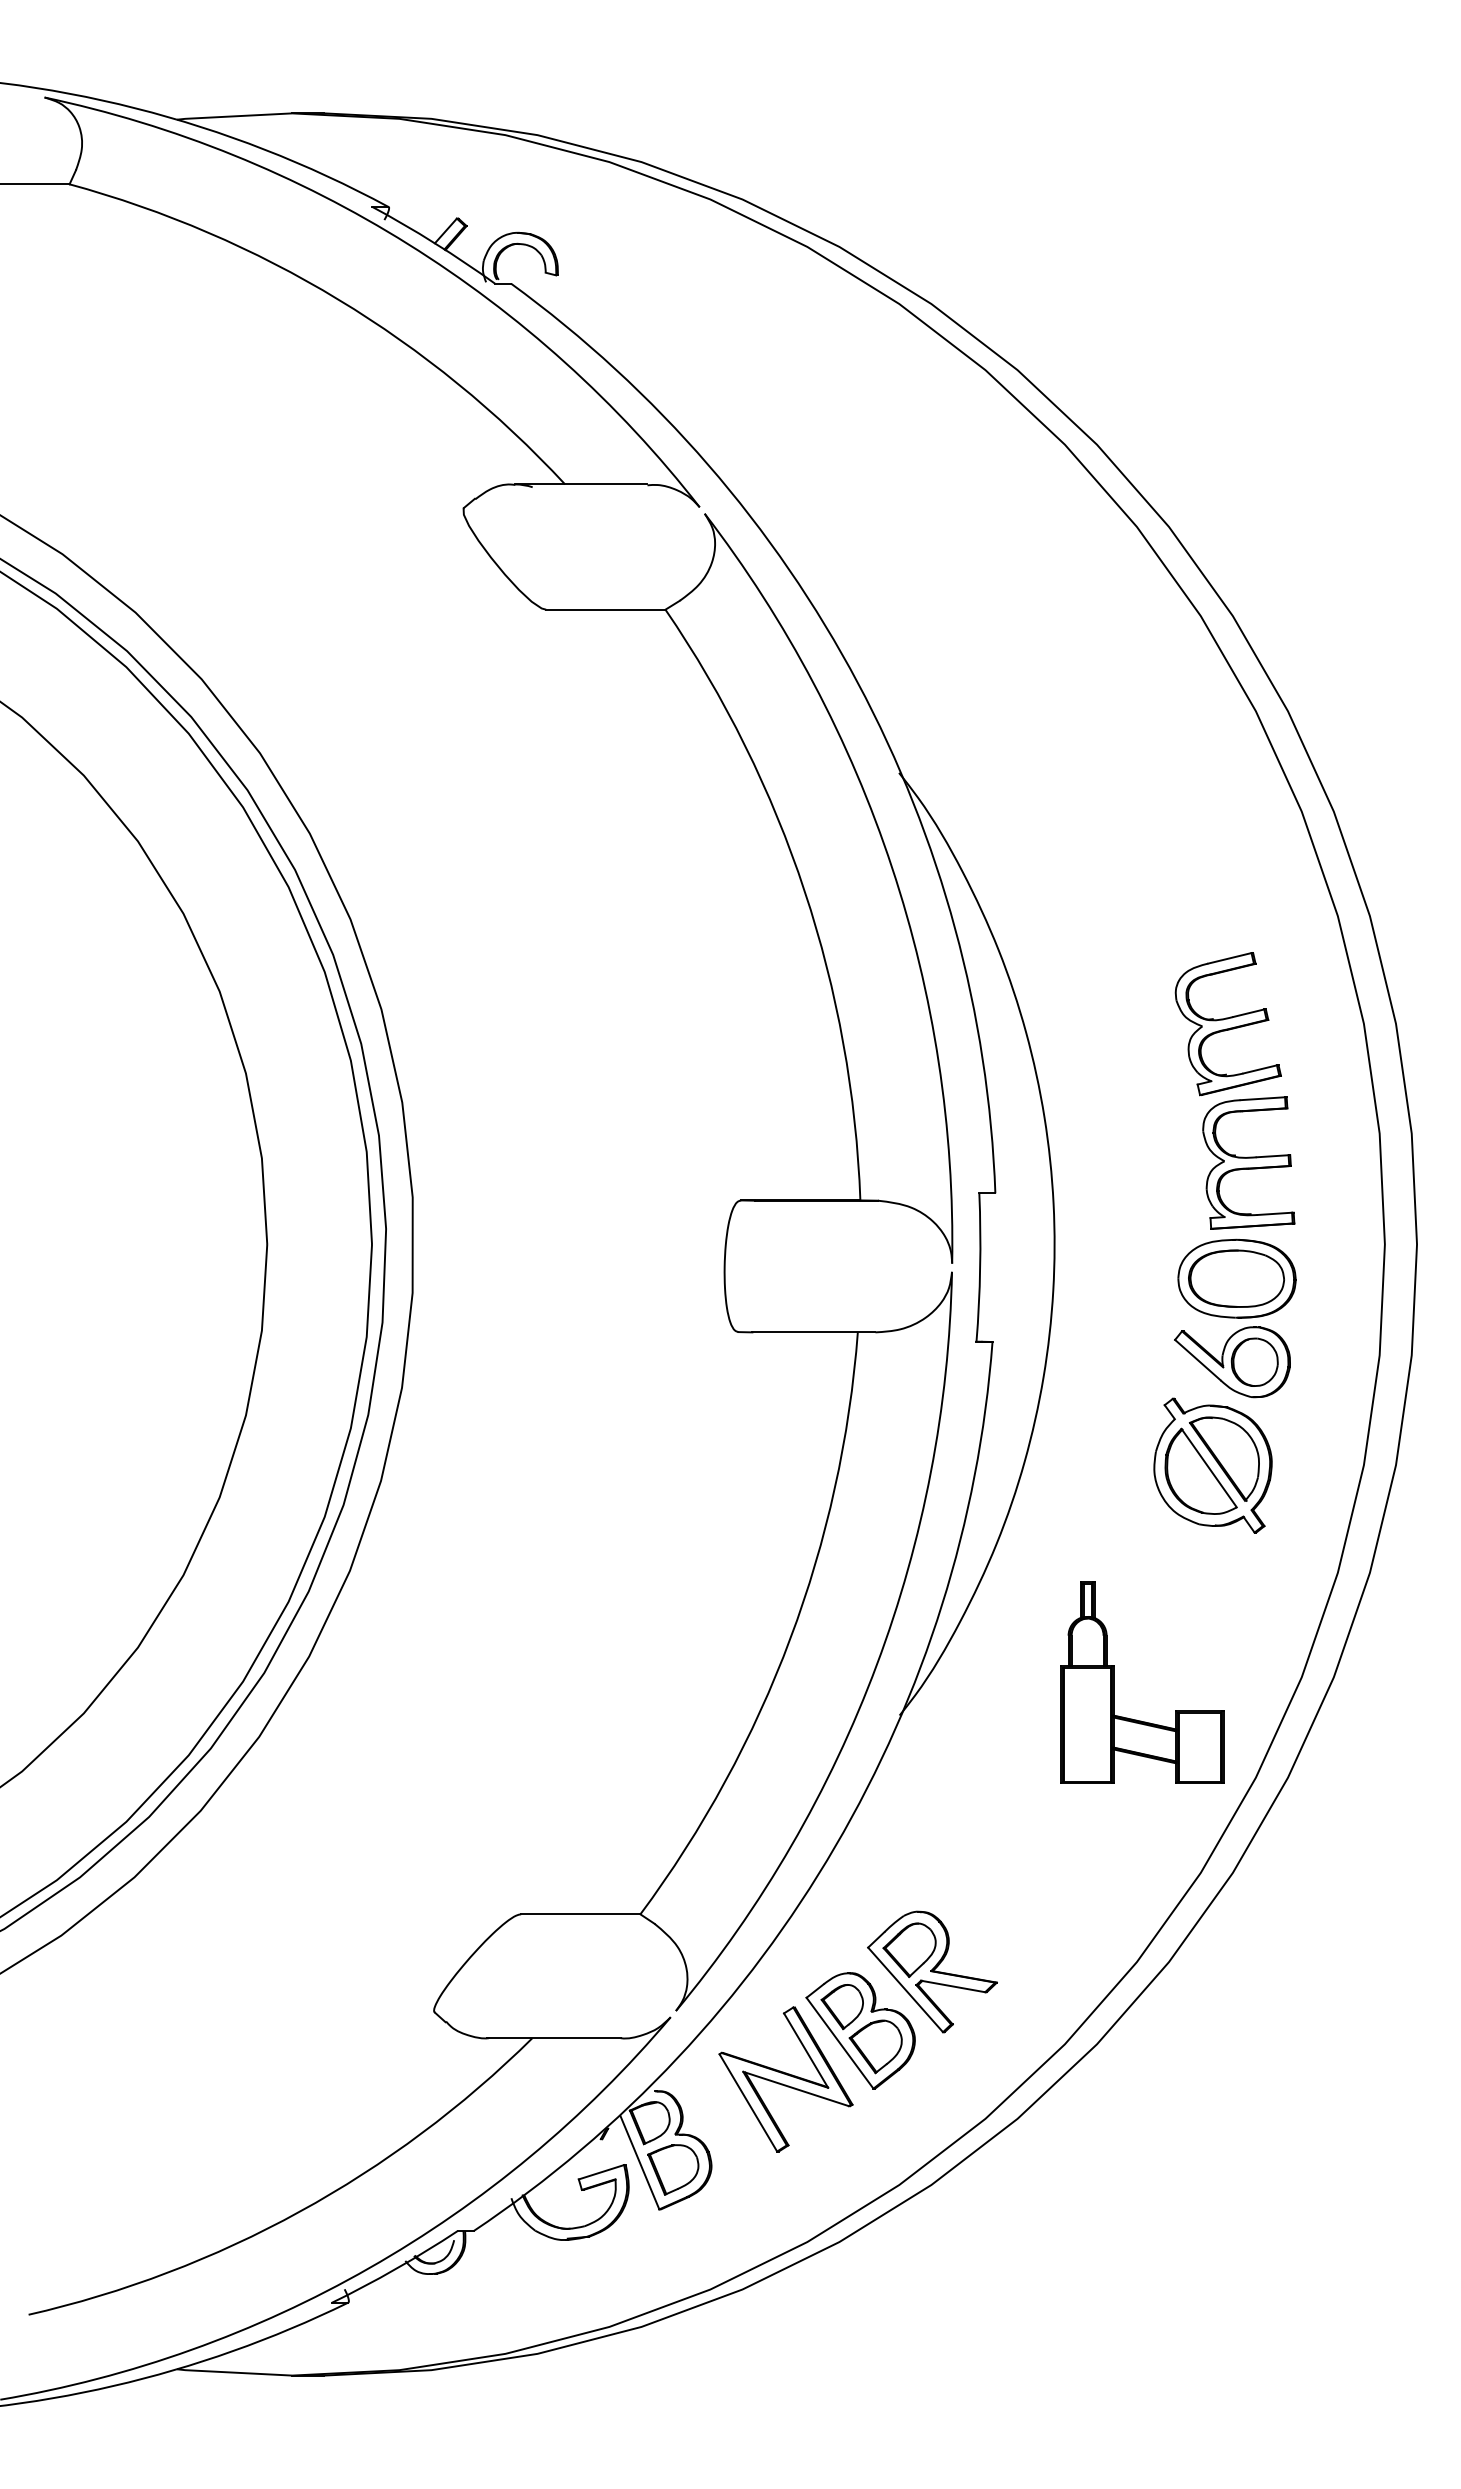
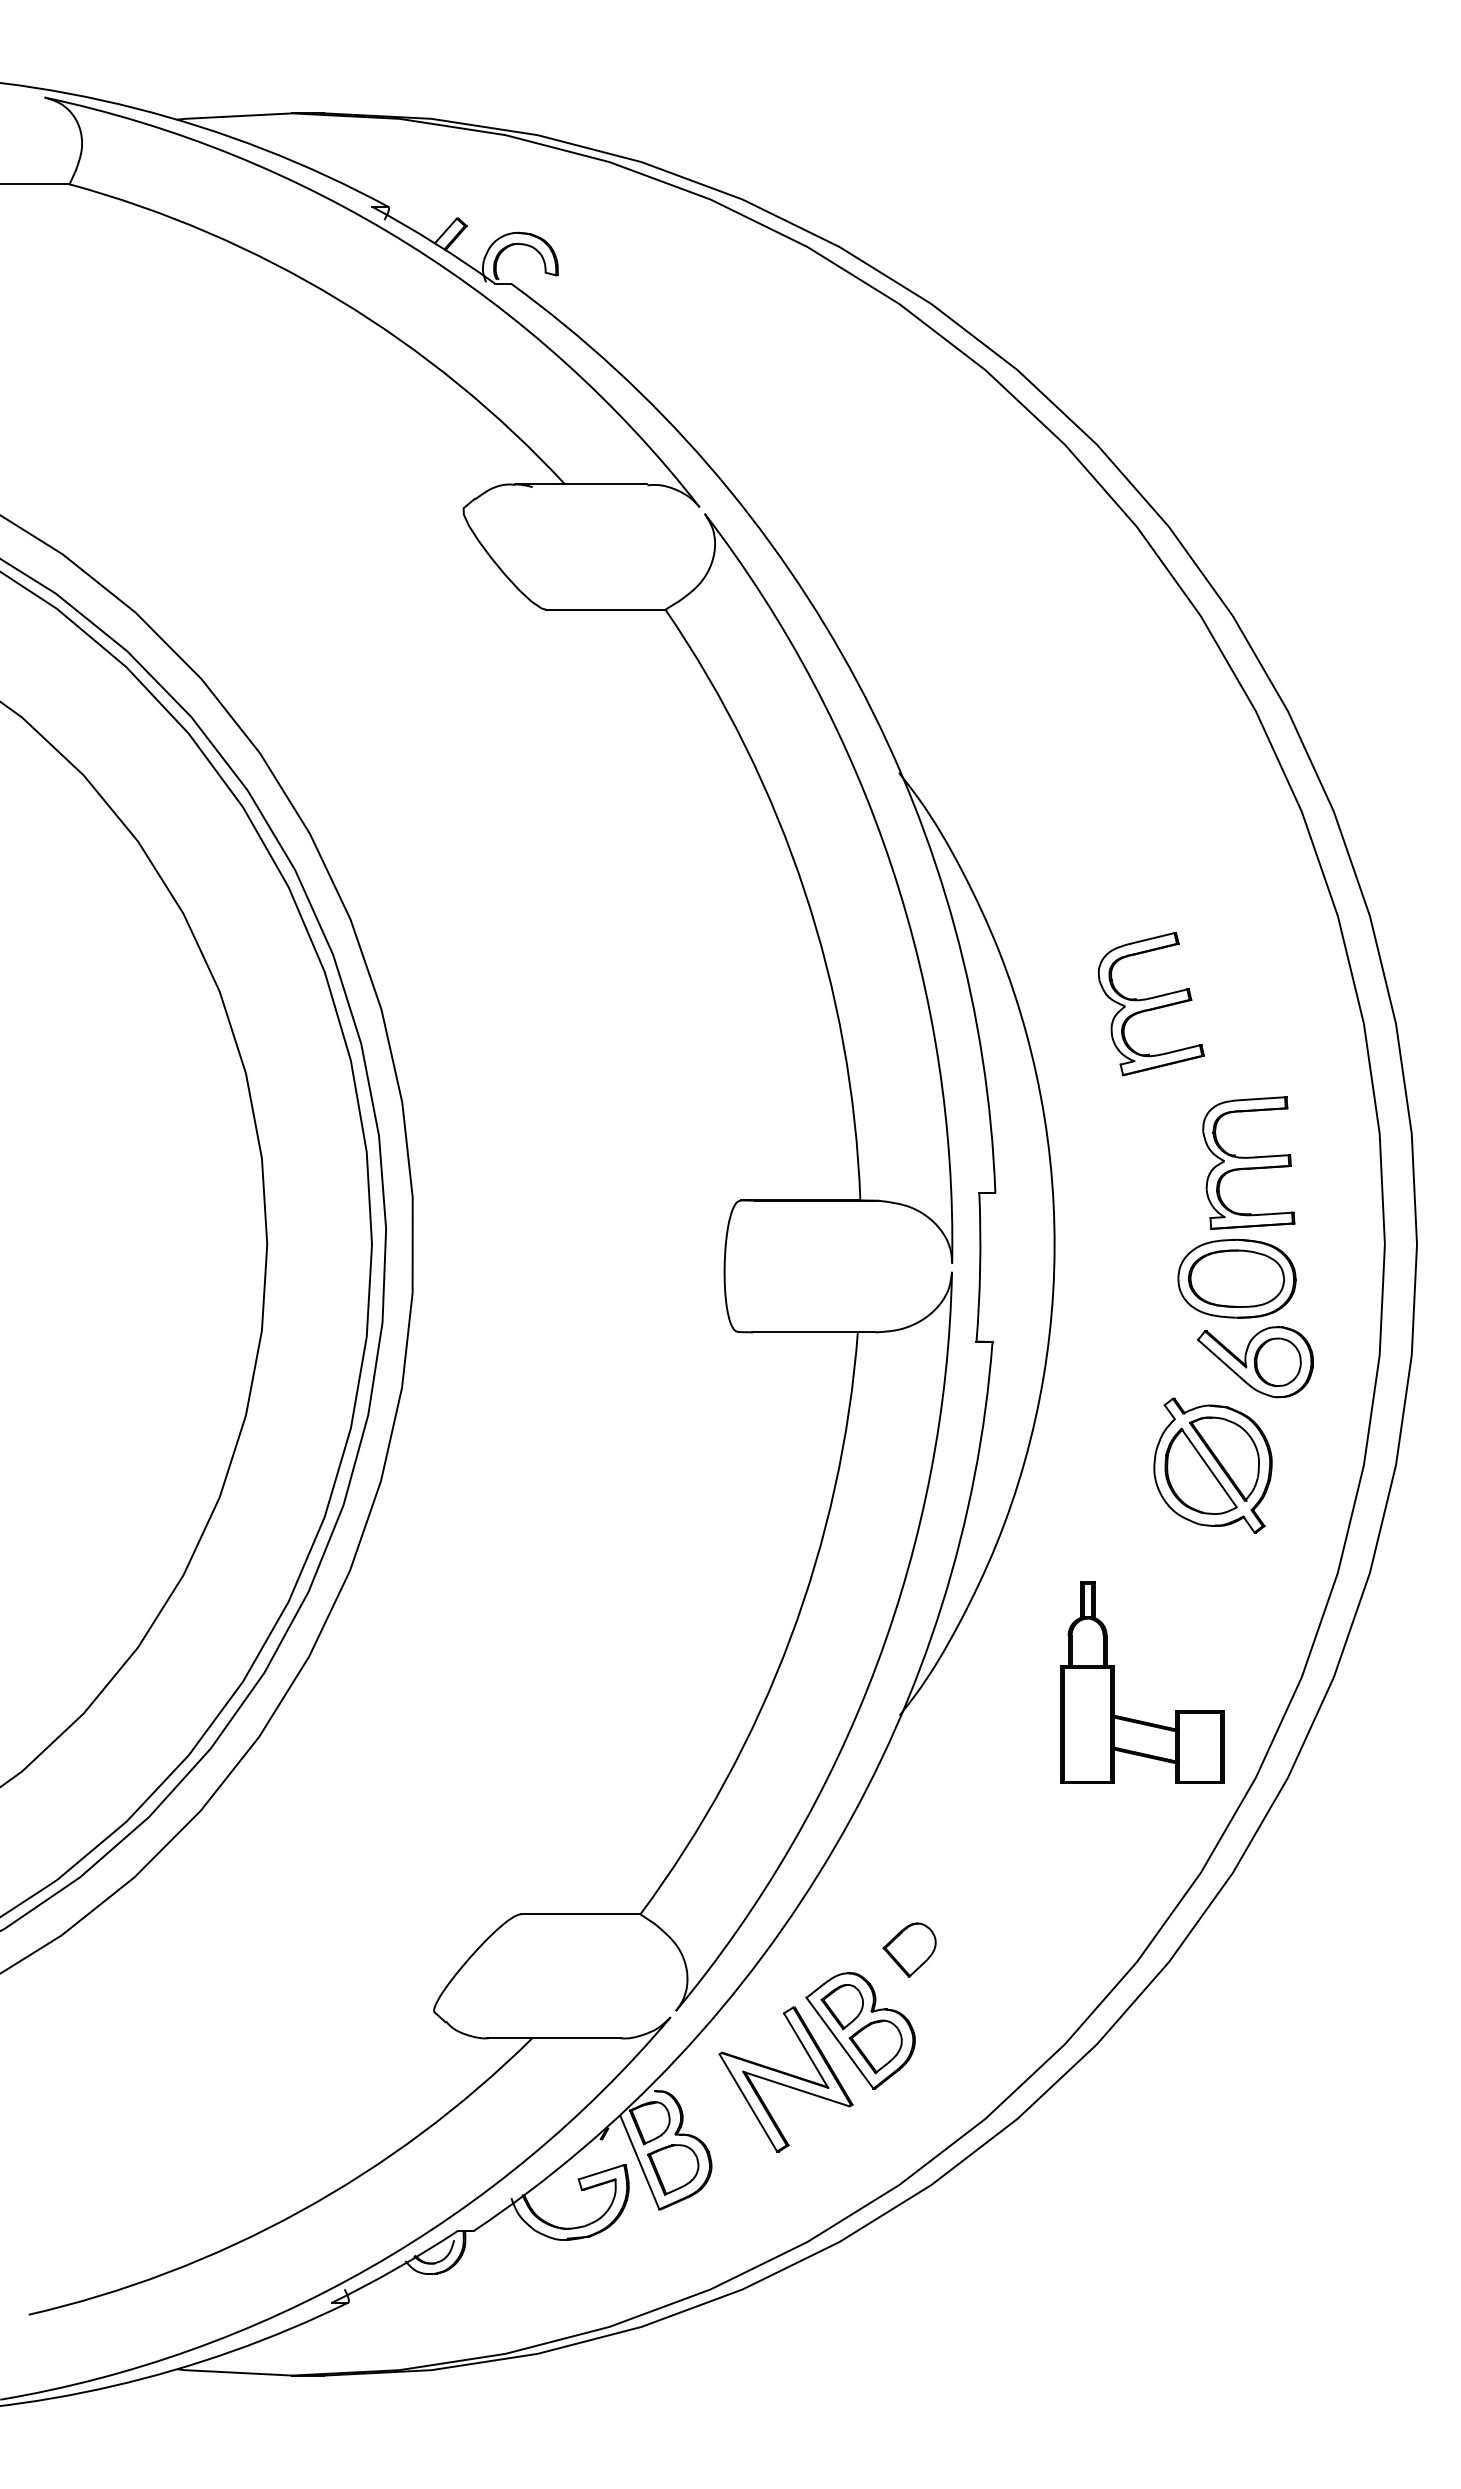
part position: (1227, 1024) -> (1150, 1004) (1150, 1004)
part position: (1232, 1362) -> (1255, 1362) (1255, 1362)
part: present -> none (932, 1971)
